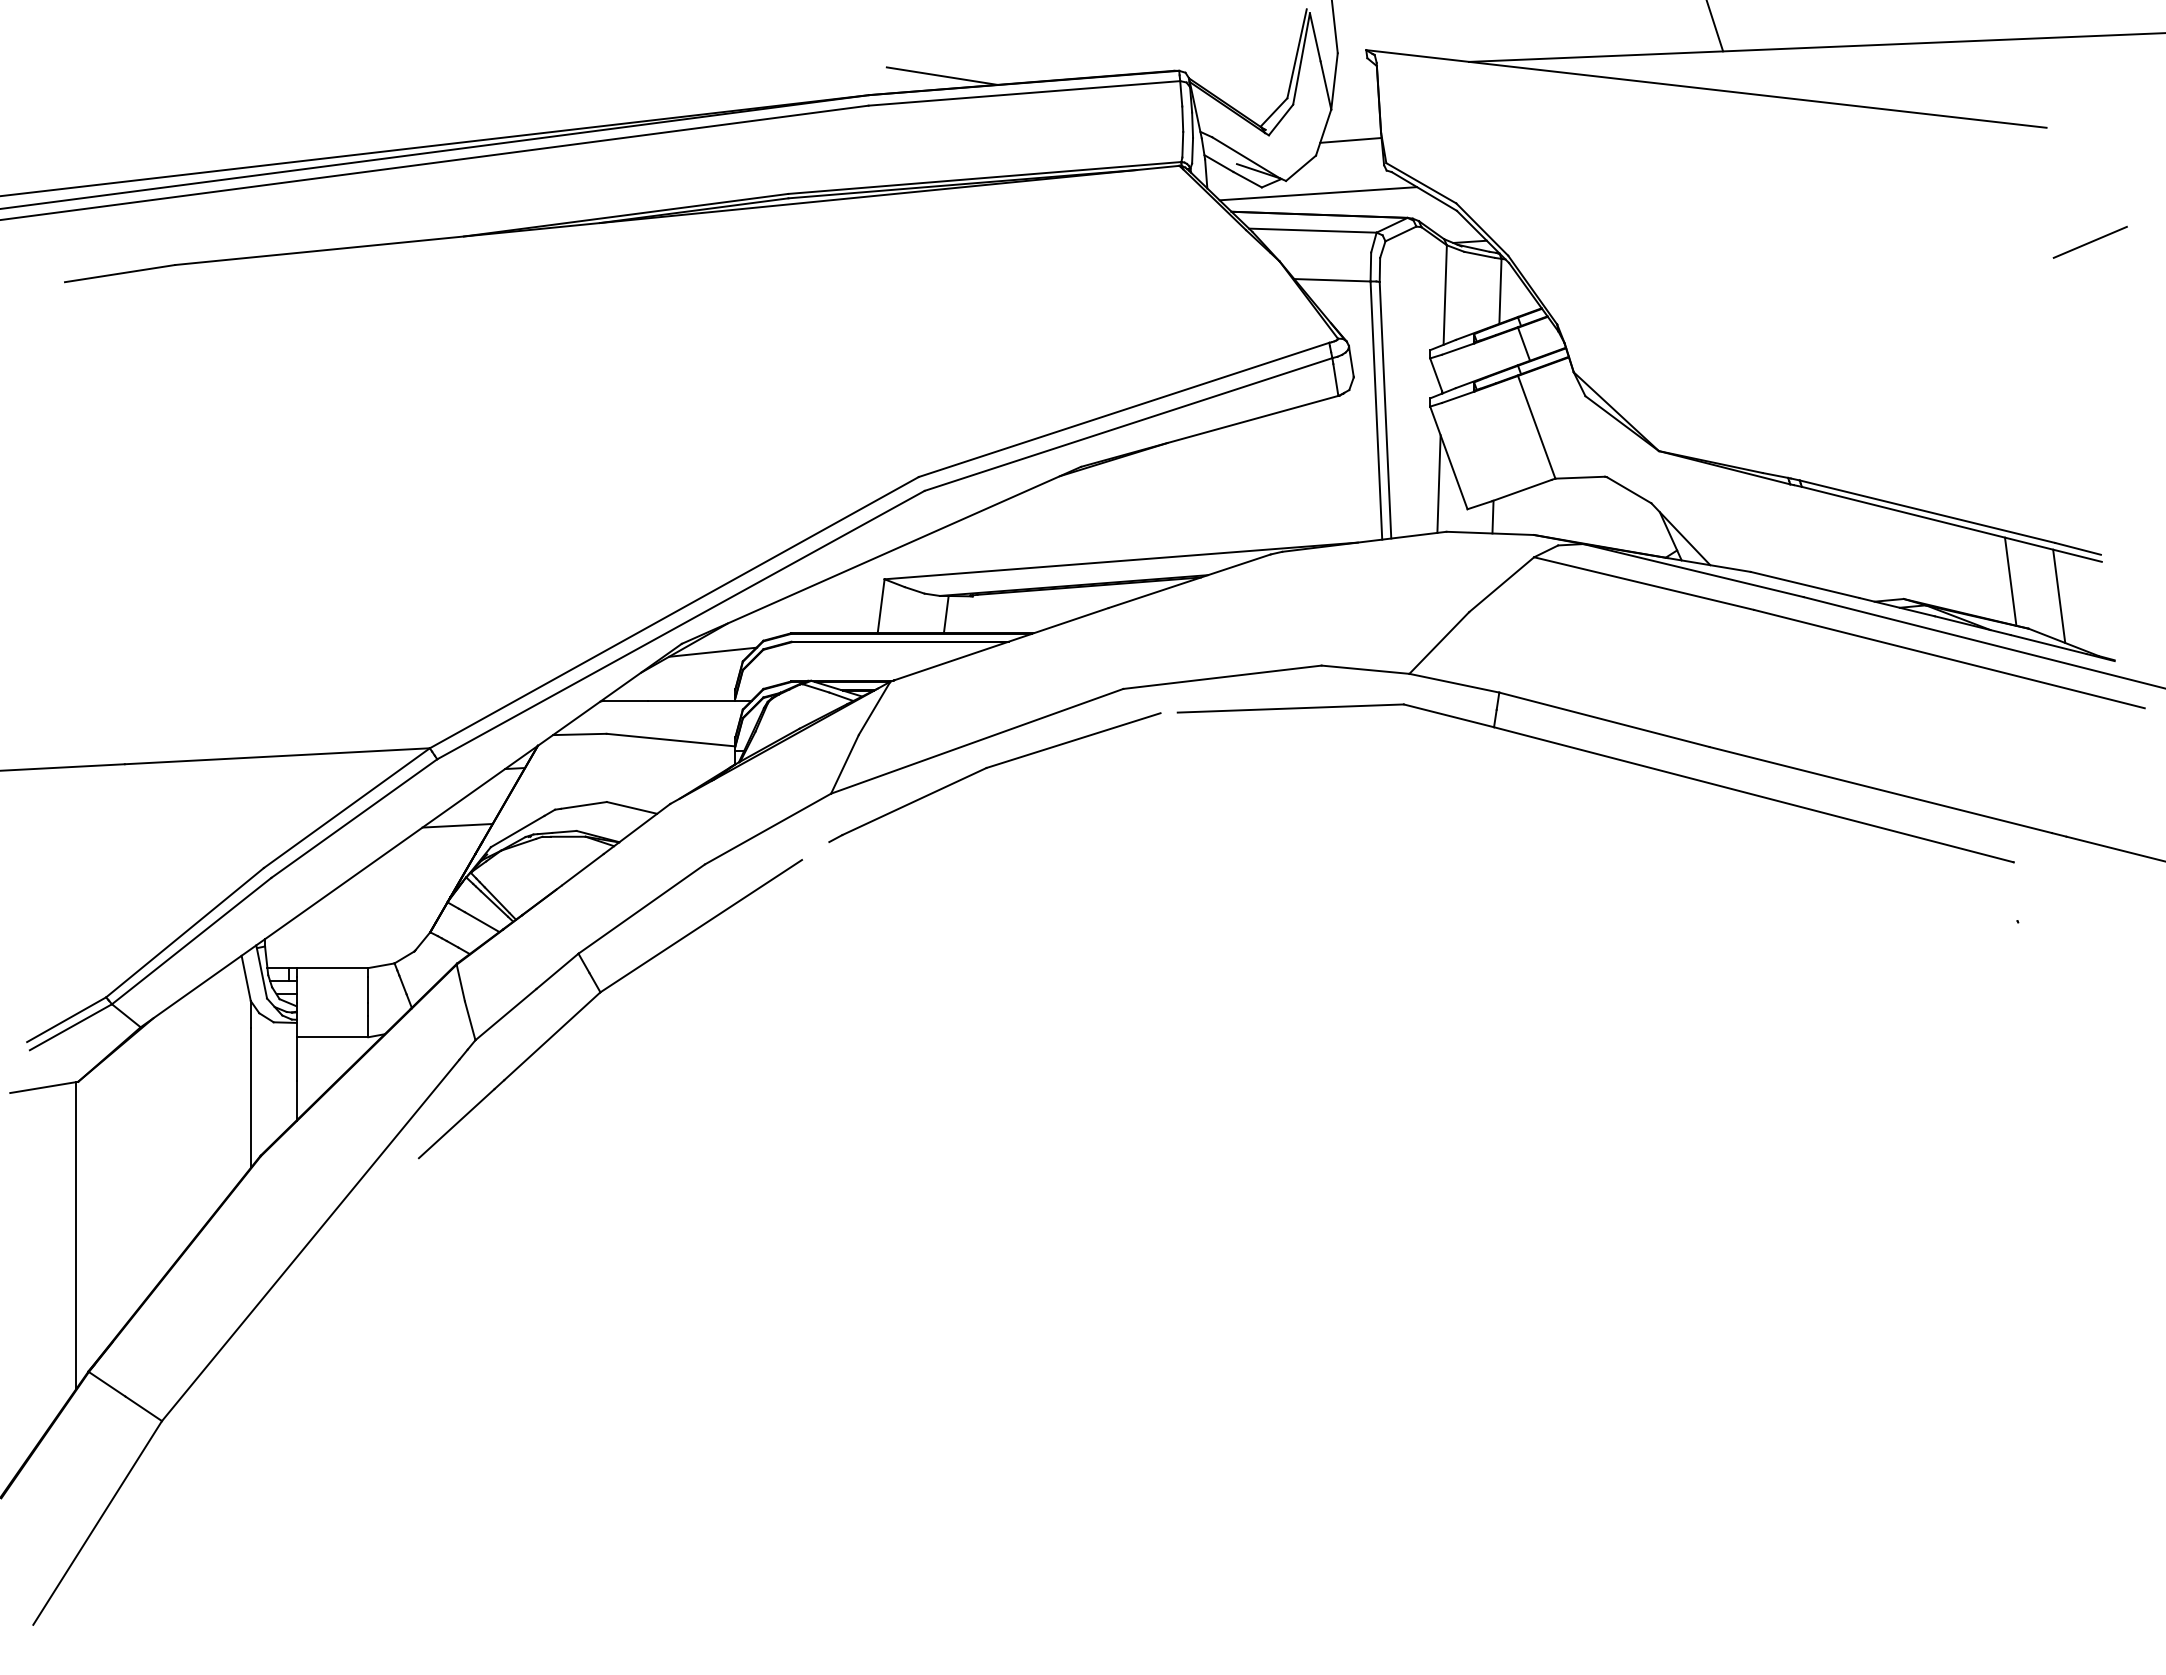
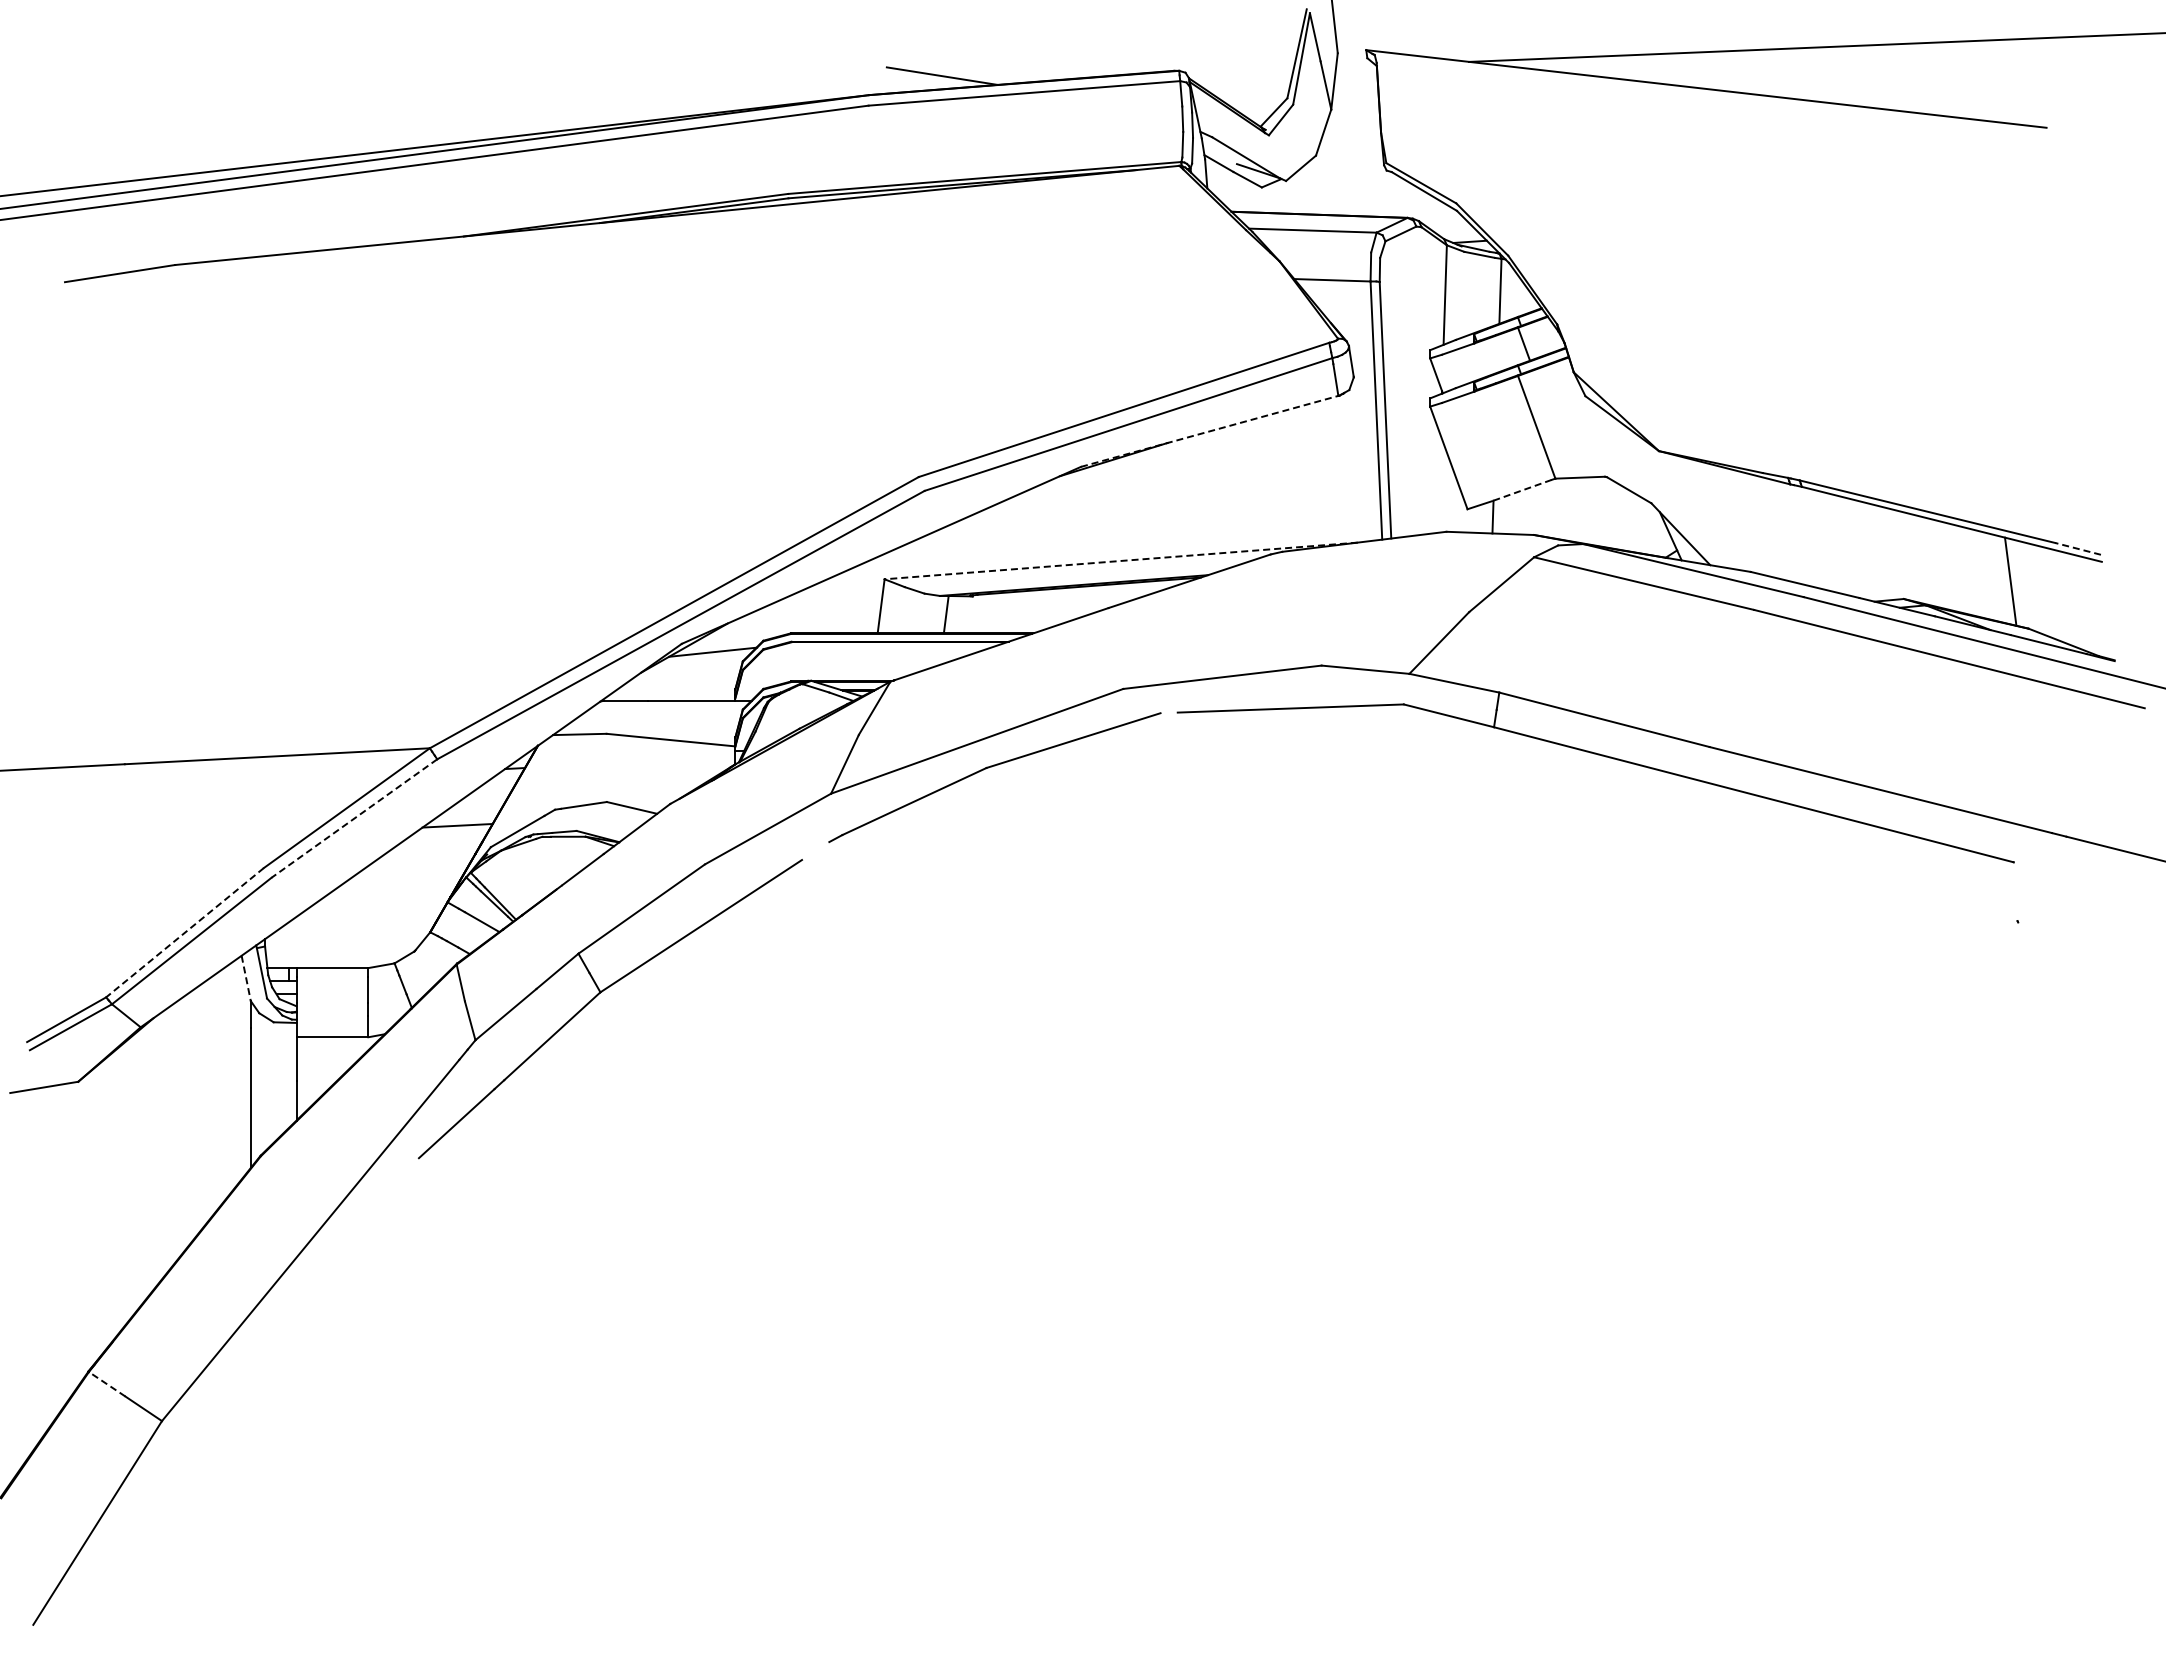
line: present -> none (1715, 26)
line: present -> none (1350, 140)
line: present -> none (1318, 193)
line: present -> none (2089, 241)
line: solid -> dashed (1210, 431)
line: present -> none (1438, 483)
line: solid -> dashed (1521, 490)
line: solid -> dashed (2078, 548)
line: solid -> dashed (1120, 560)
line: present -> none (2059, 595)
line: solid -> dashed (354, 818)
line: solid -> dashed (184, 933)
line: solid -> dashed (246, 978)
line: present -> none (75, 1235)
line: solid -> dashed (106, 1384)
